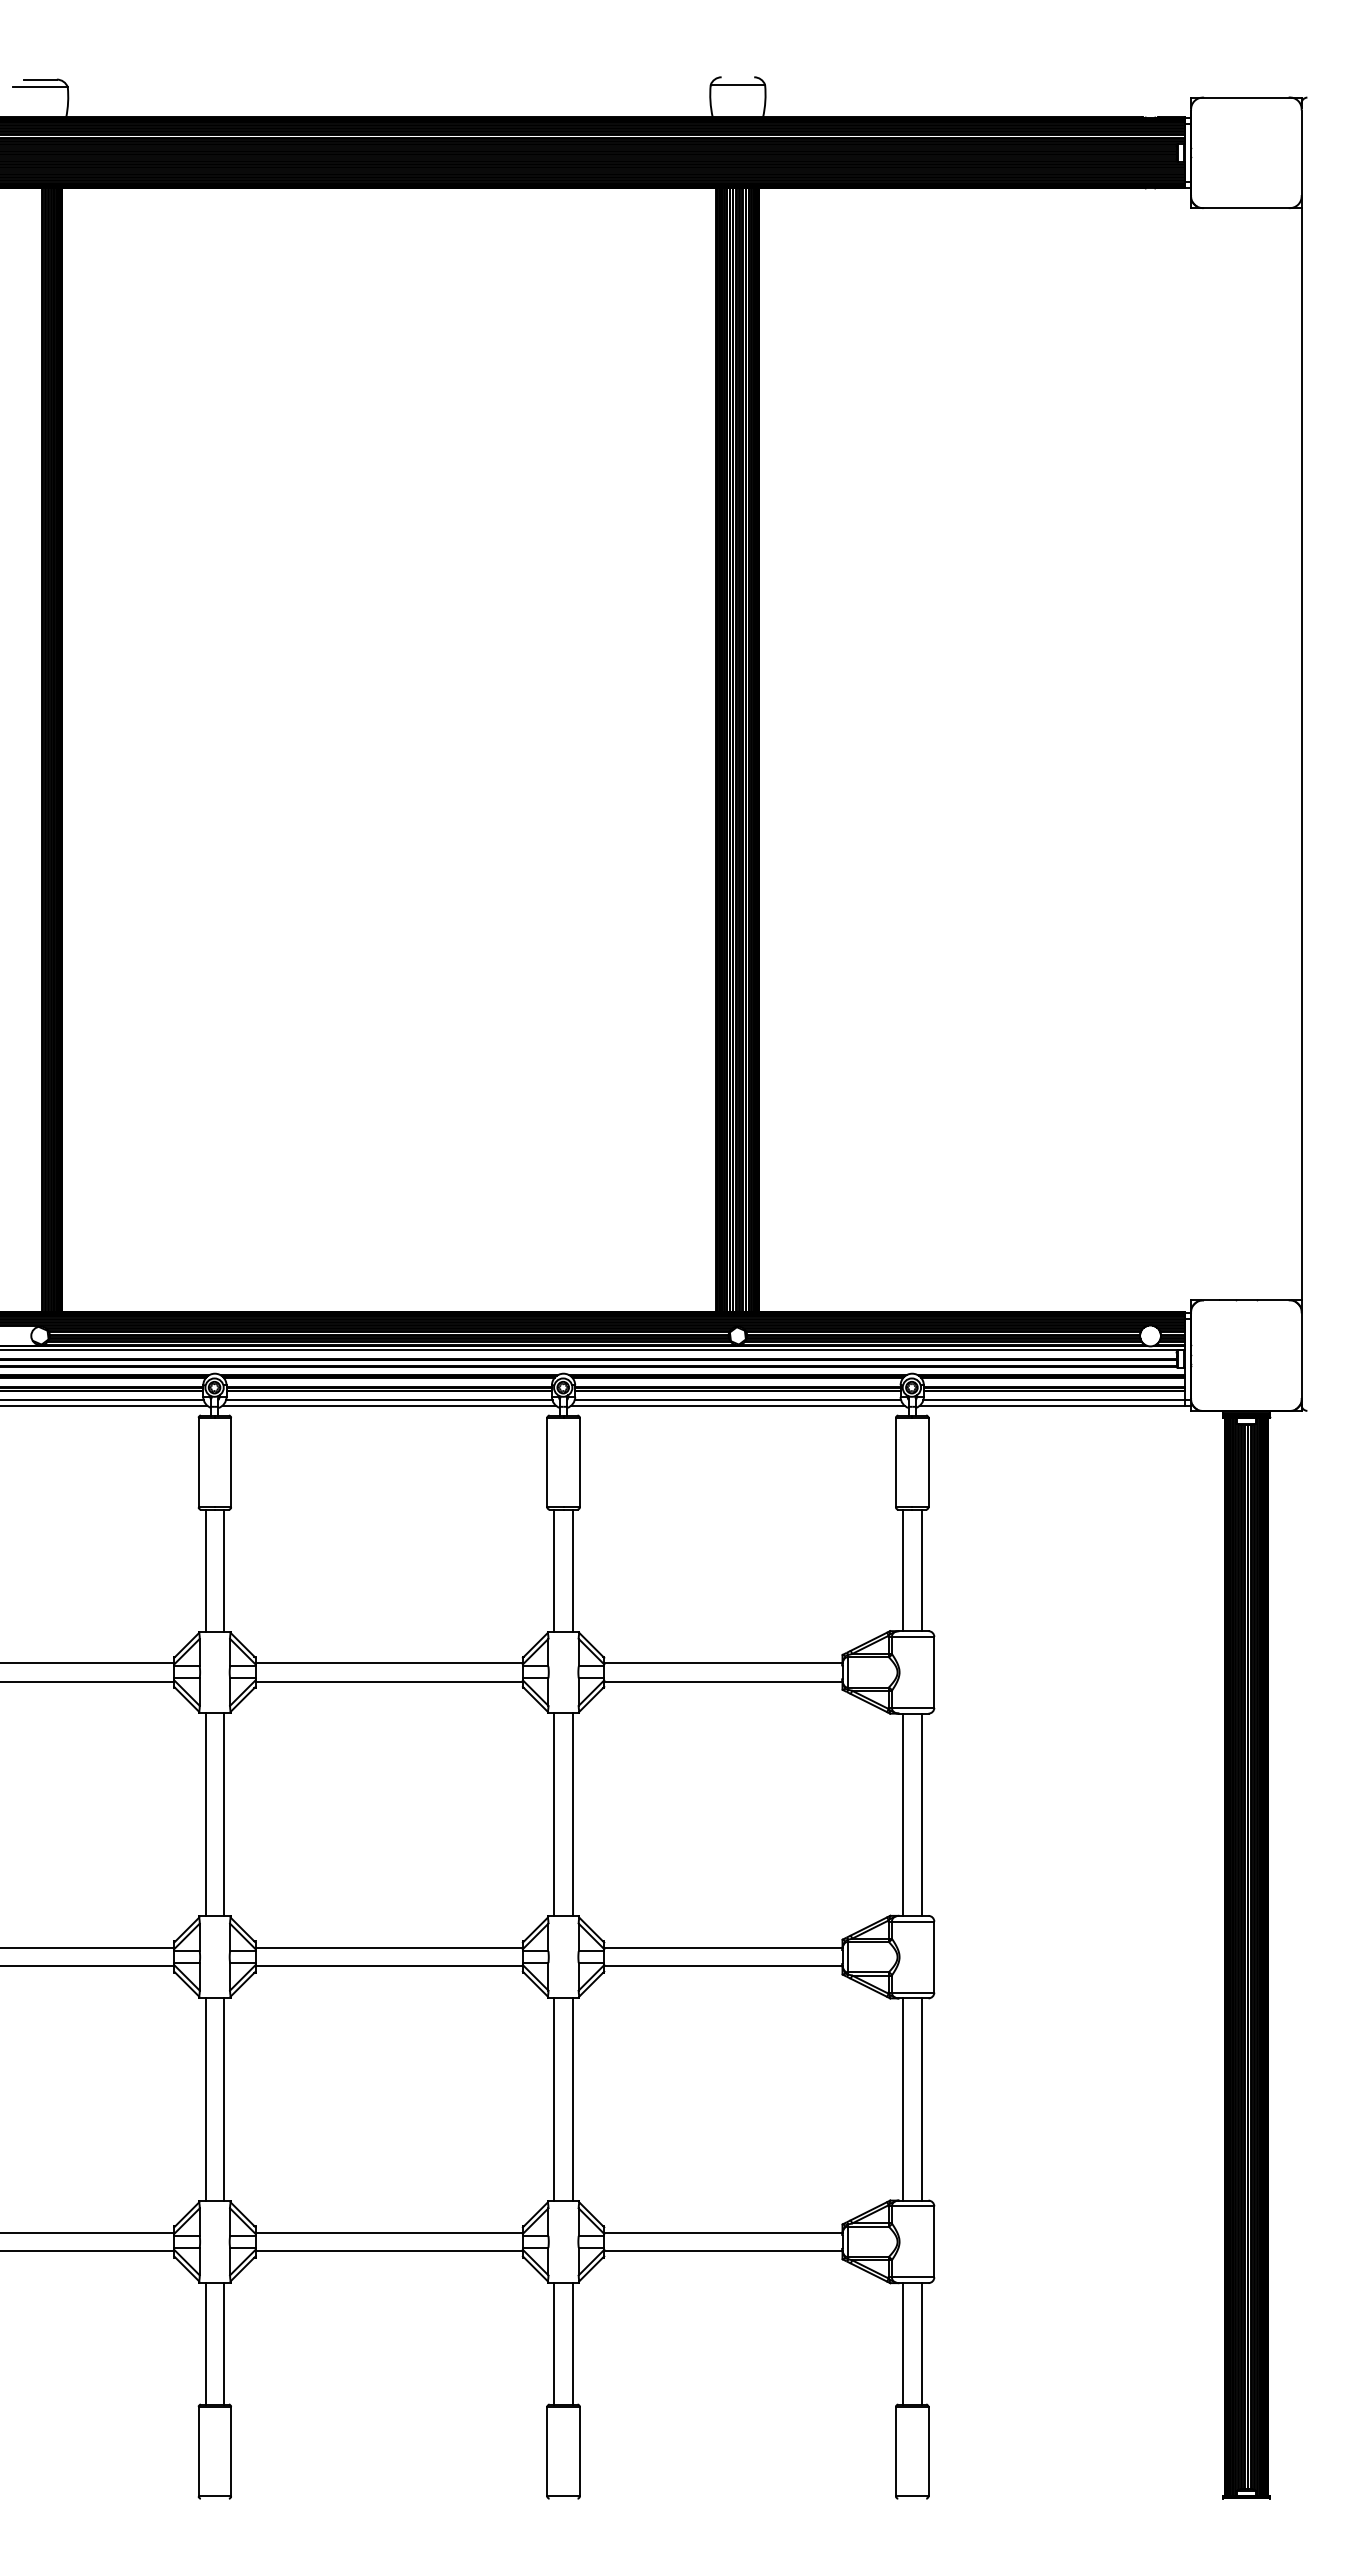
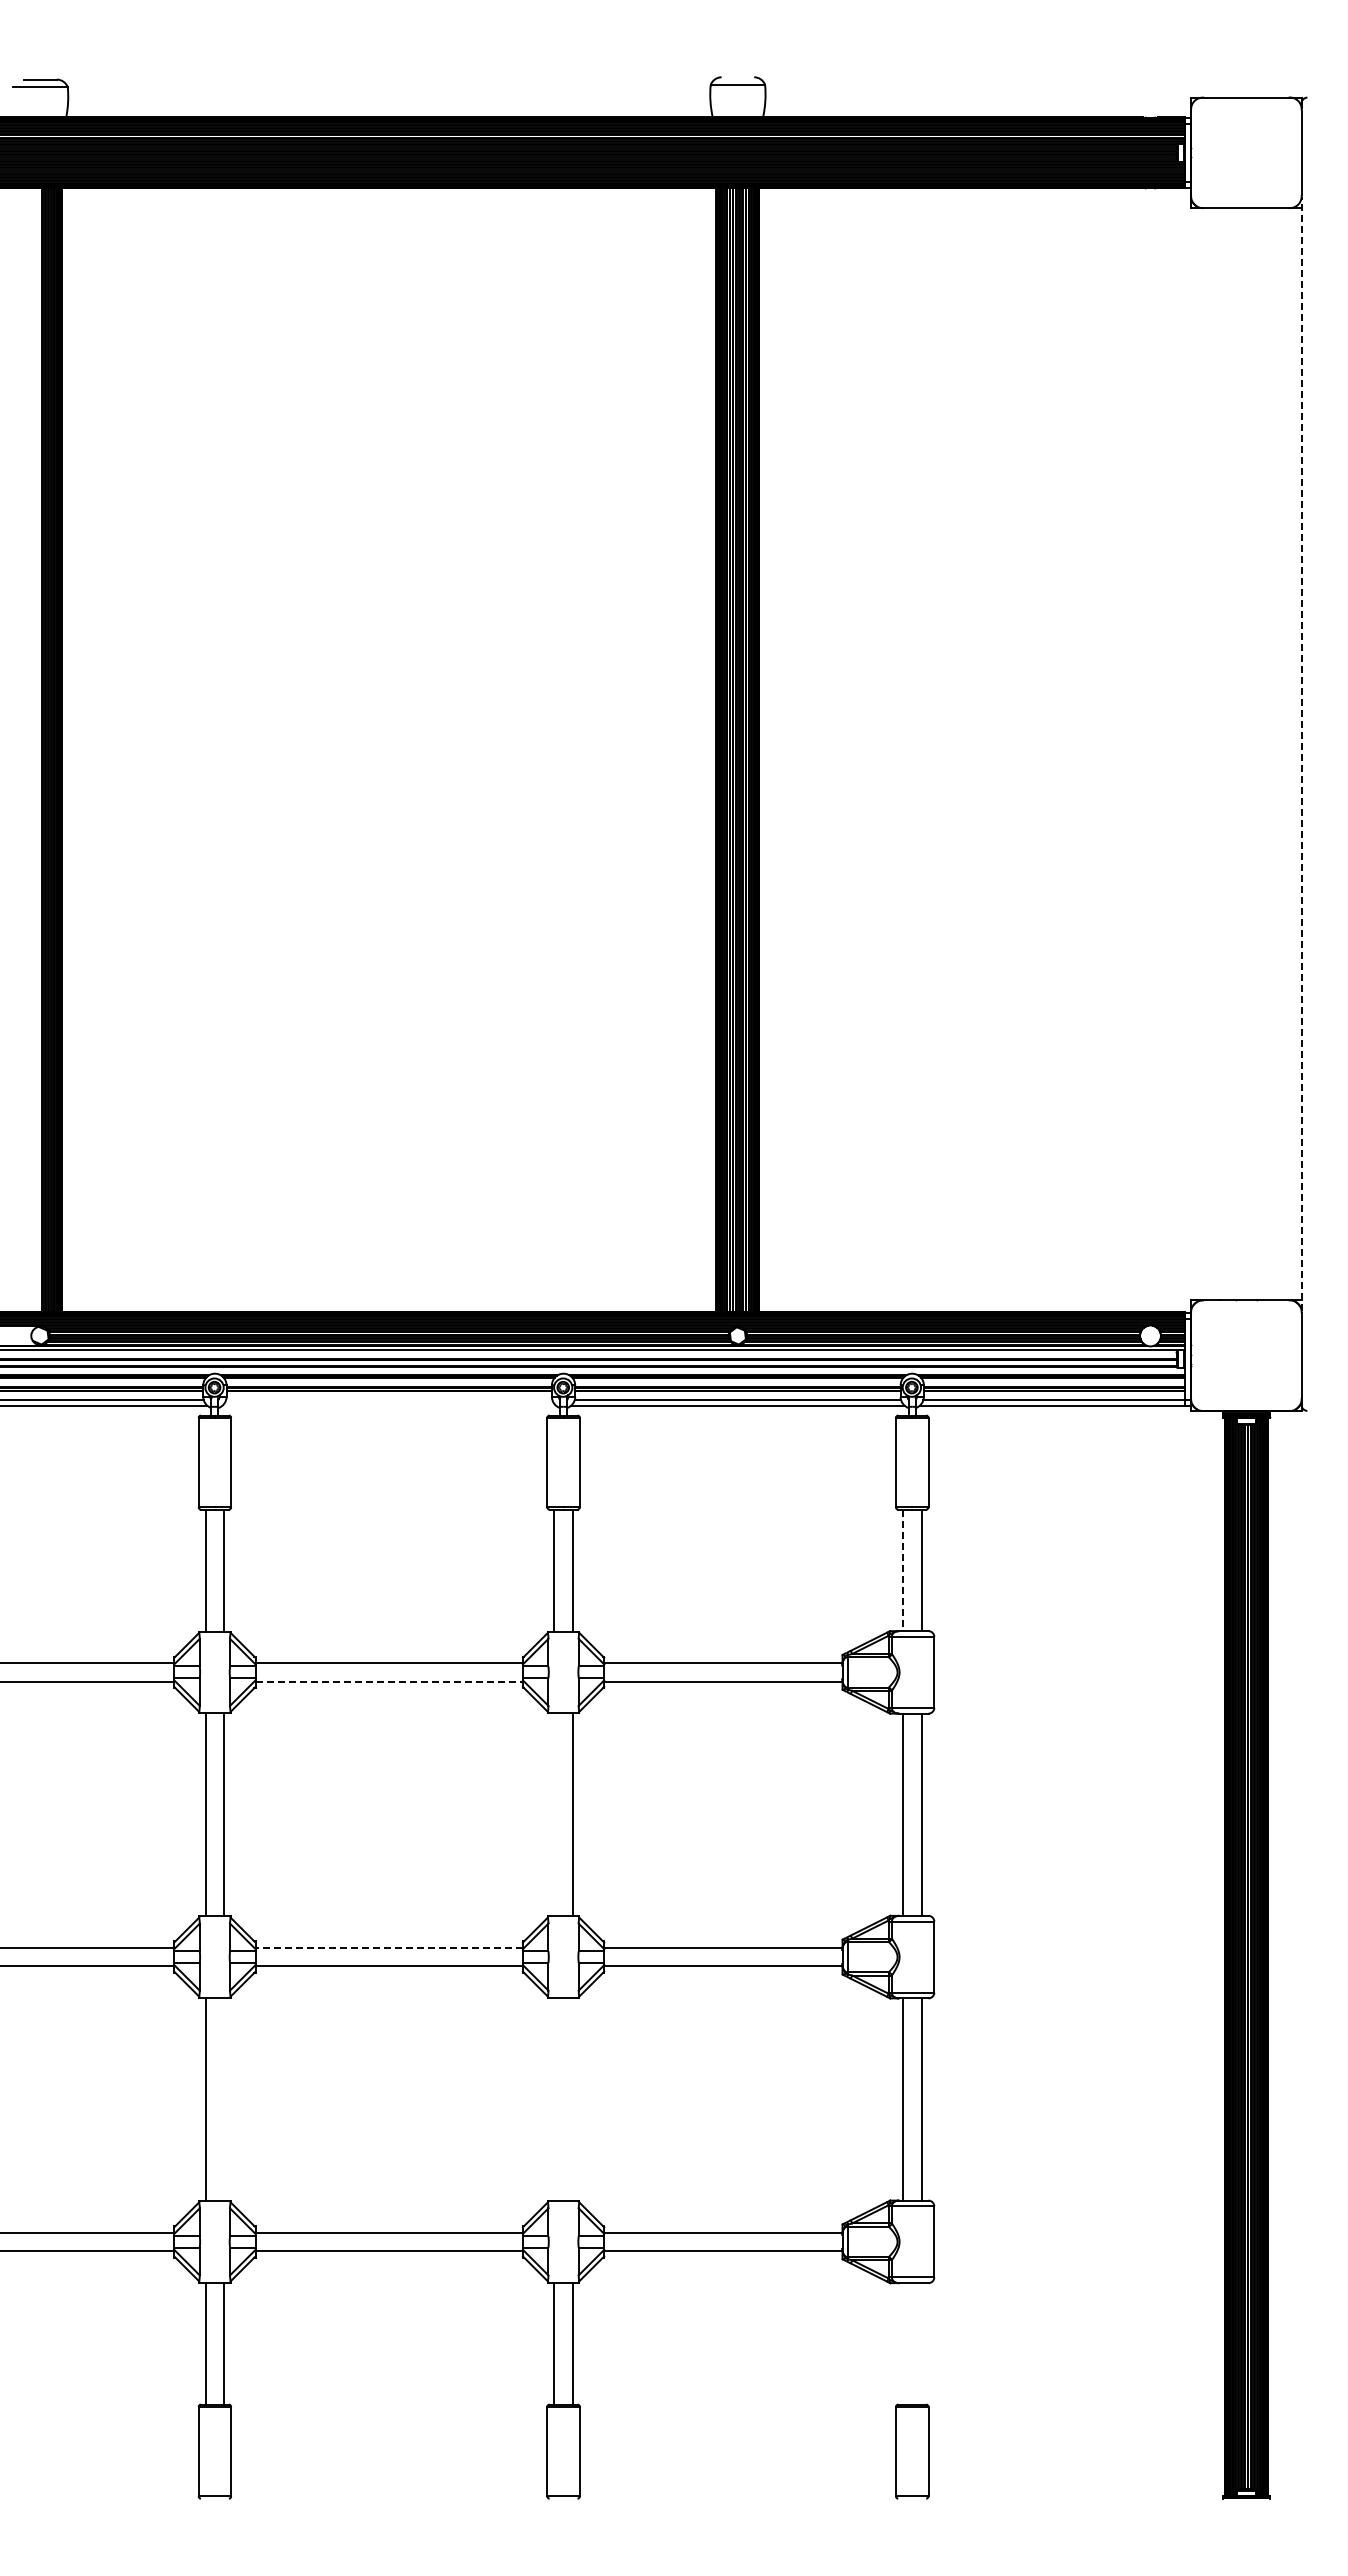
line: solid -> dashed (1301, 754)
line: present -> none (388, 1400)
line: present -> none (388, 1405)
line: solid -> dashed (902, 1570)
line: solid -> dashed (389, 1681)
line: present -> none (554, 1814)
line: solid -> dashed (389, 1947)
line: present -> none (224, 2099)
line: present -> none (554, 2099)
line: present -> none (572, 2099)
line: present -> none (902, 2343)
line: present -> none (921, 2343)
